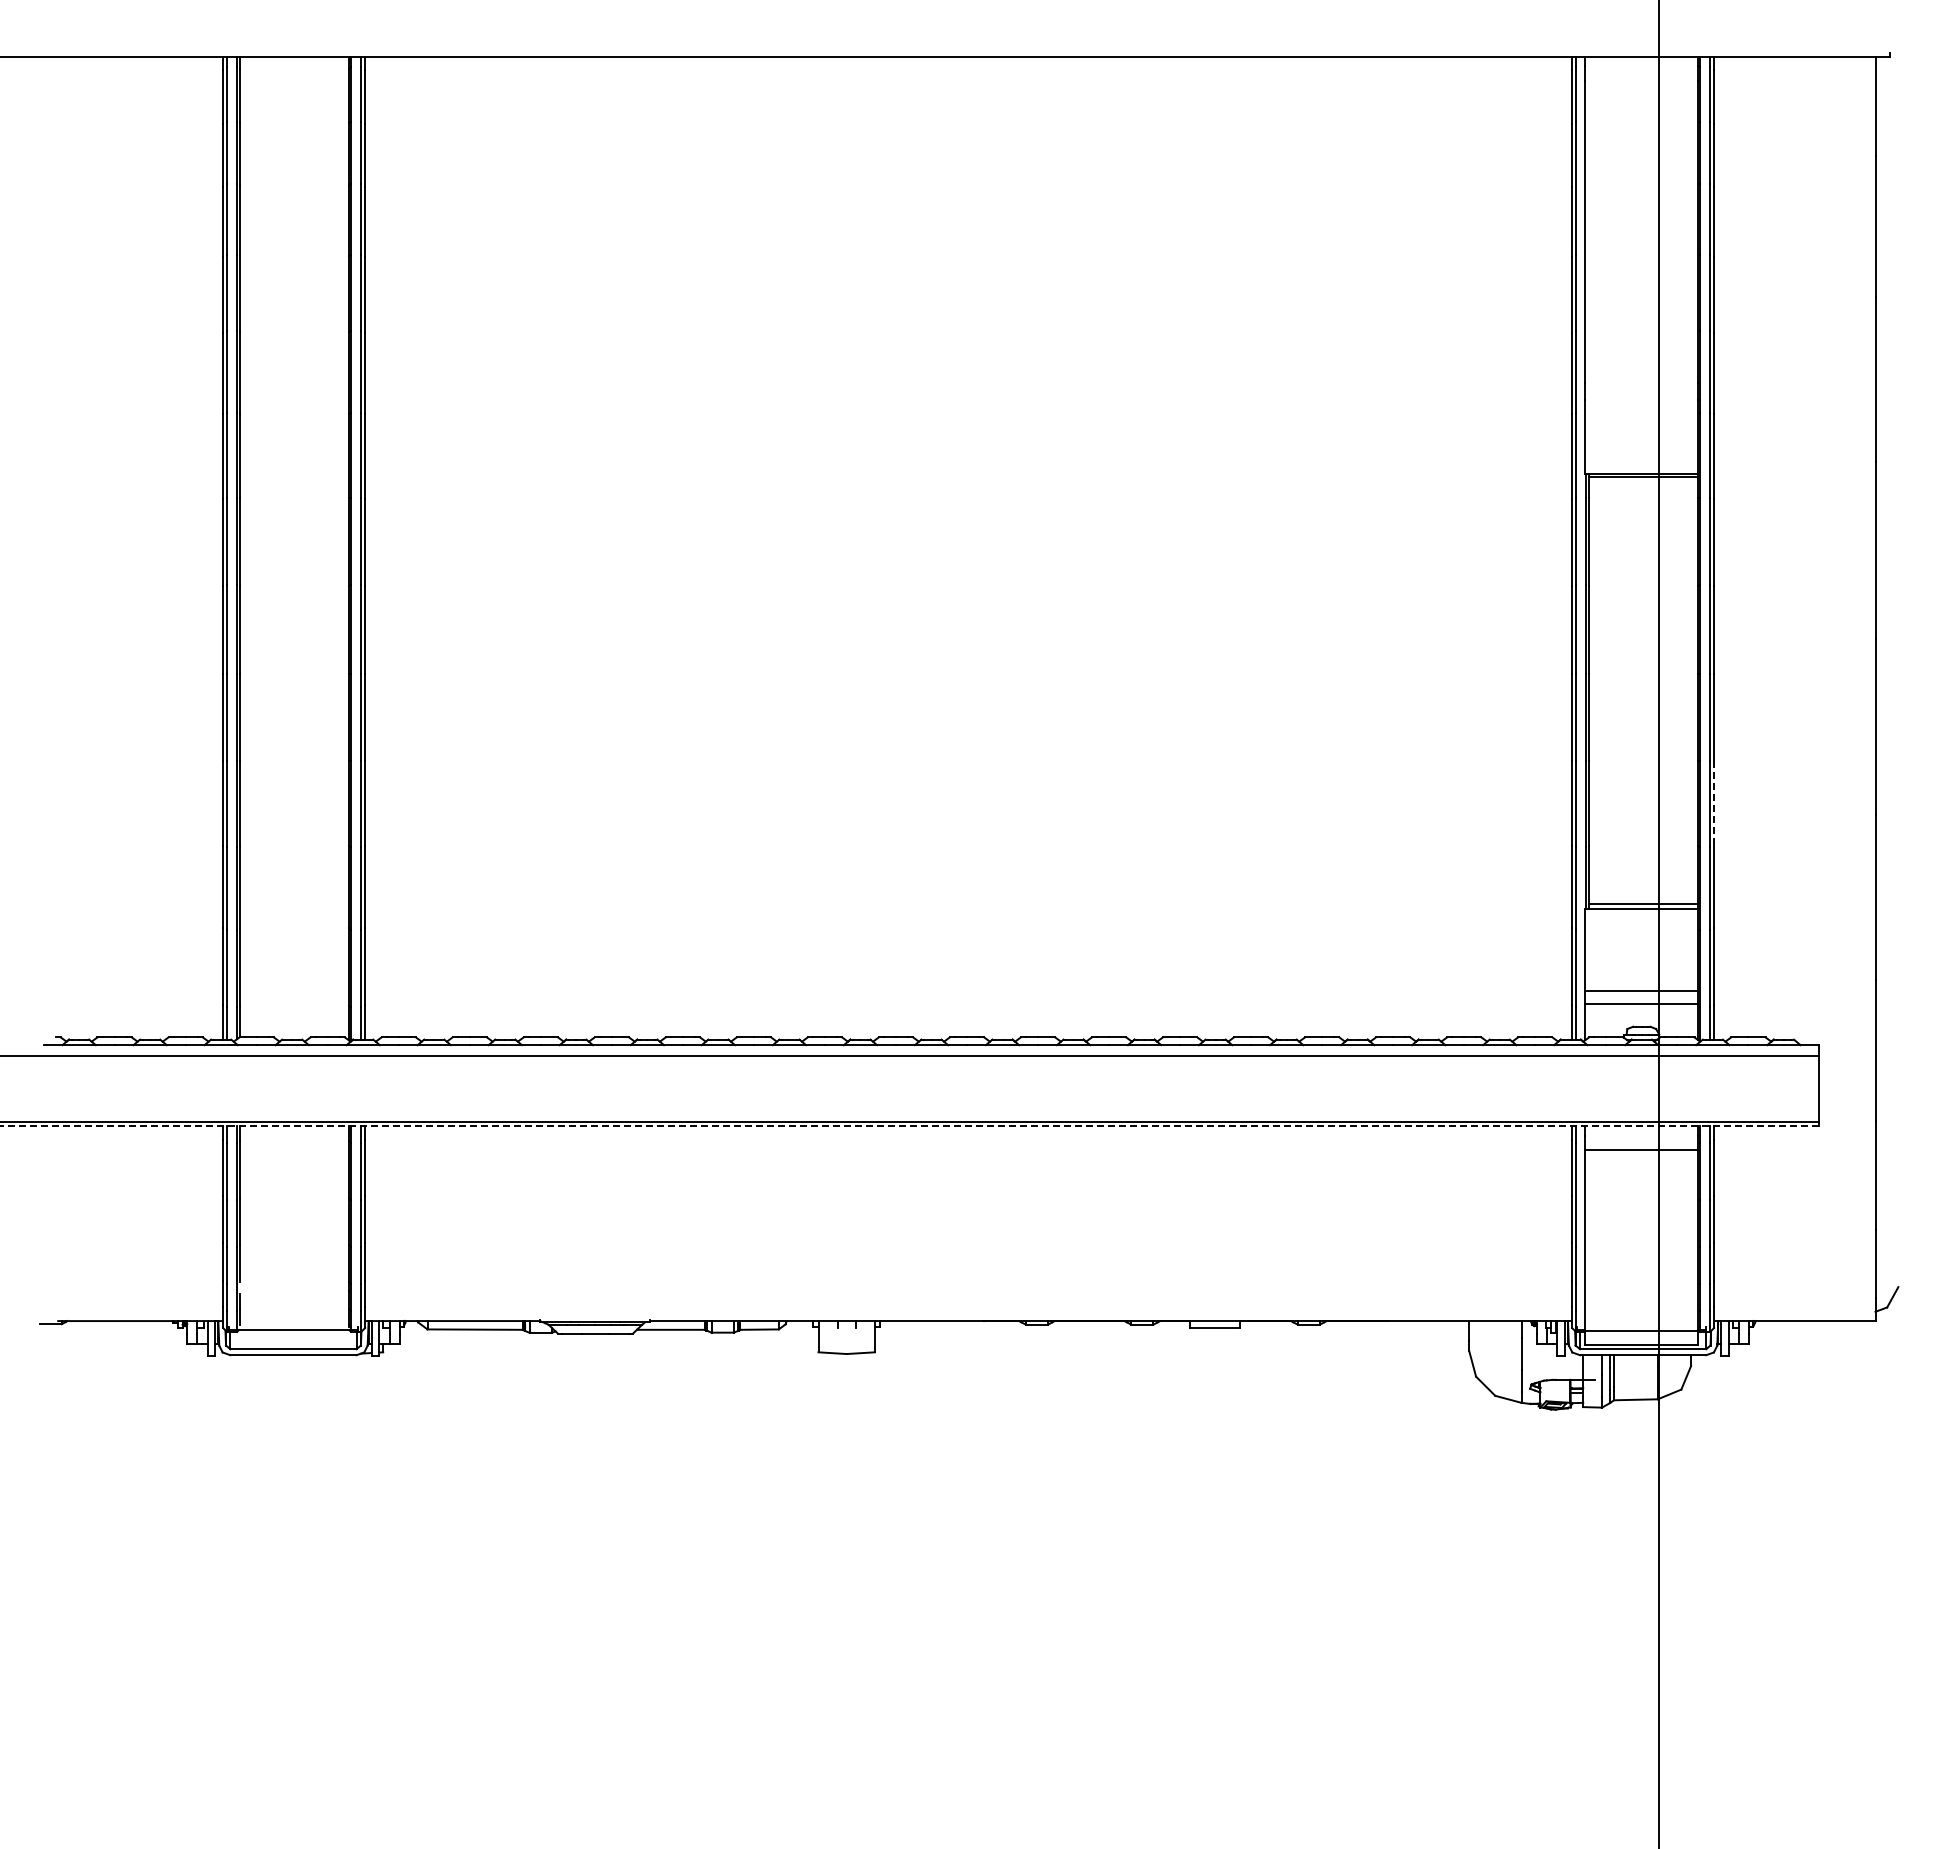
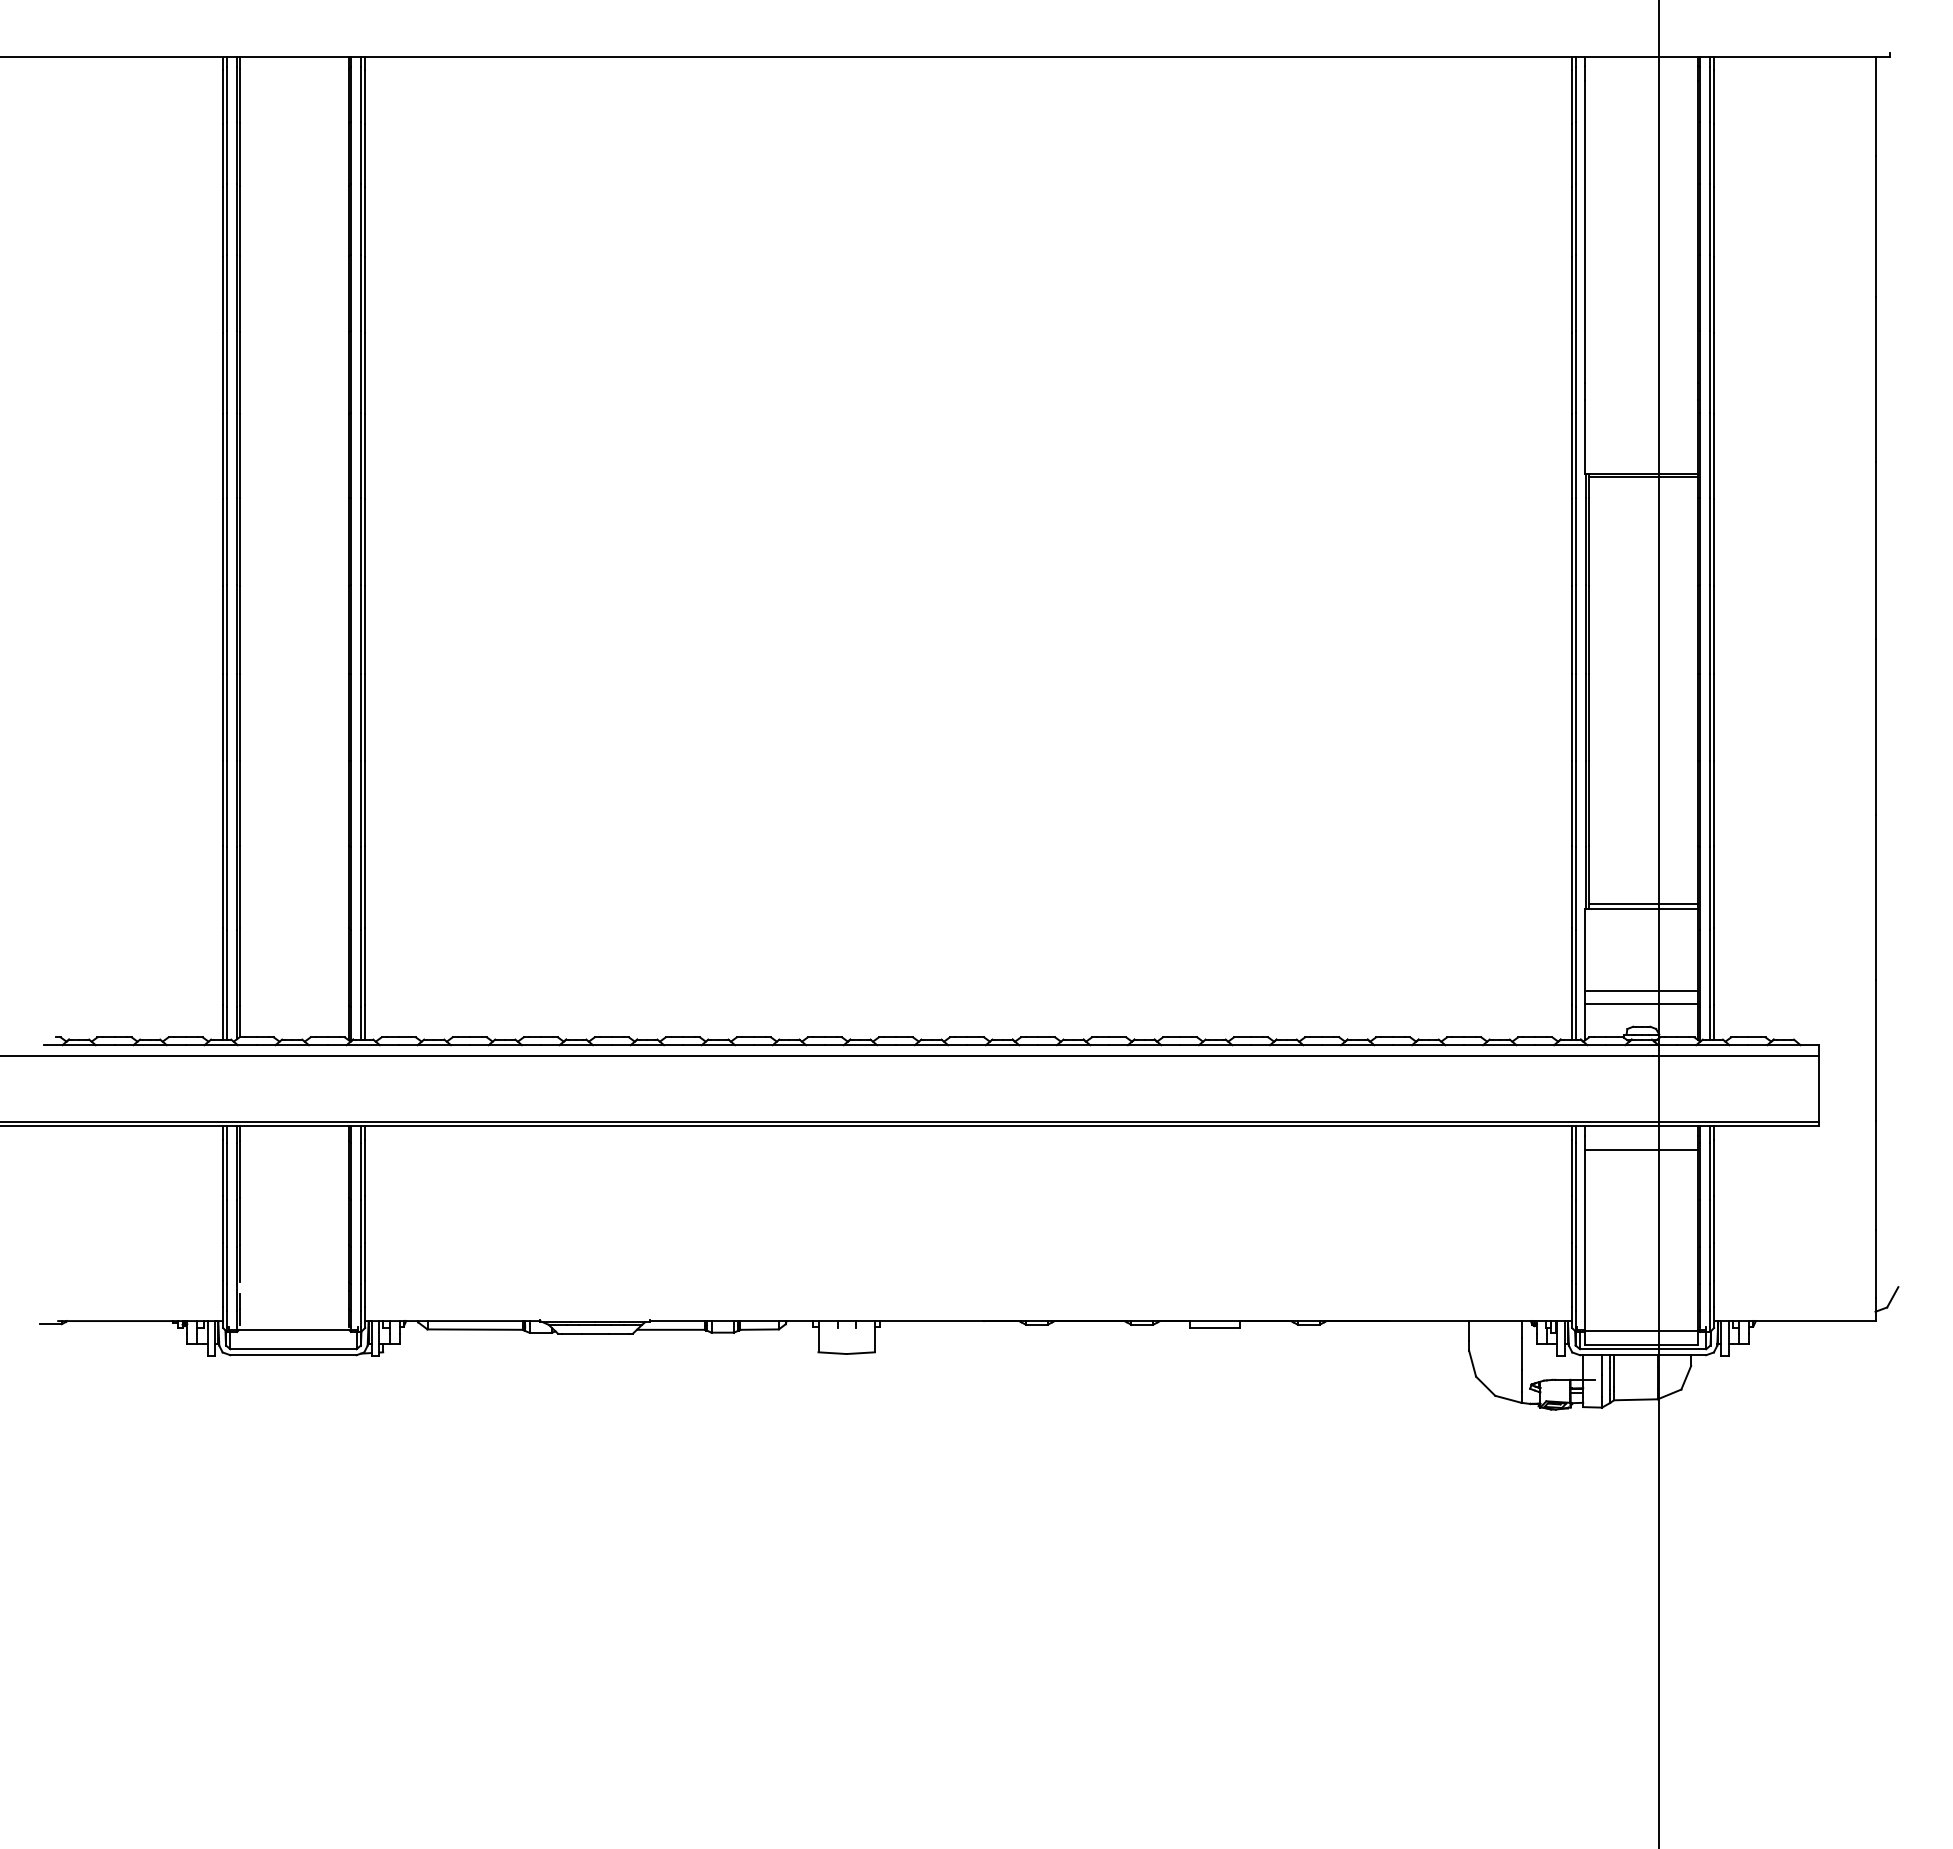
line: dashed -> solid (1714, 803)
line: dashed -> solid (909, 1126)
